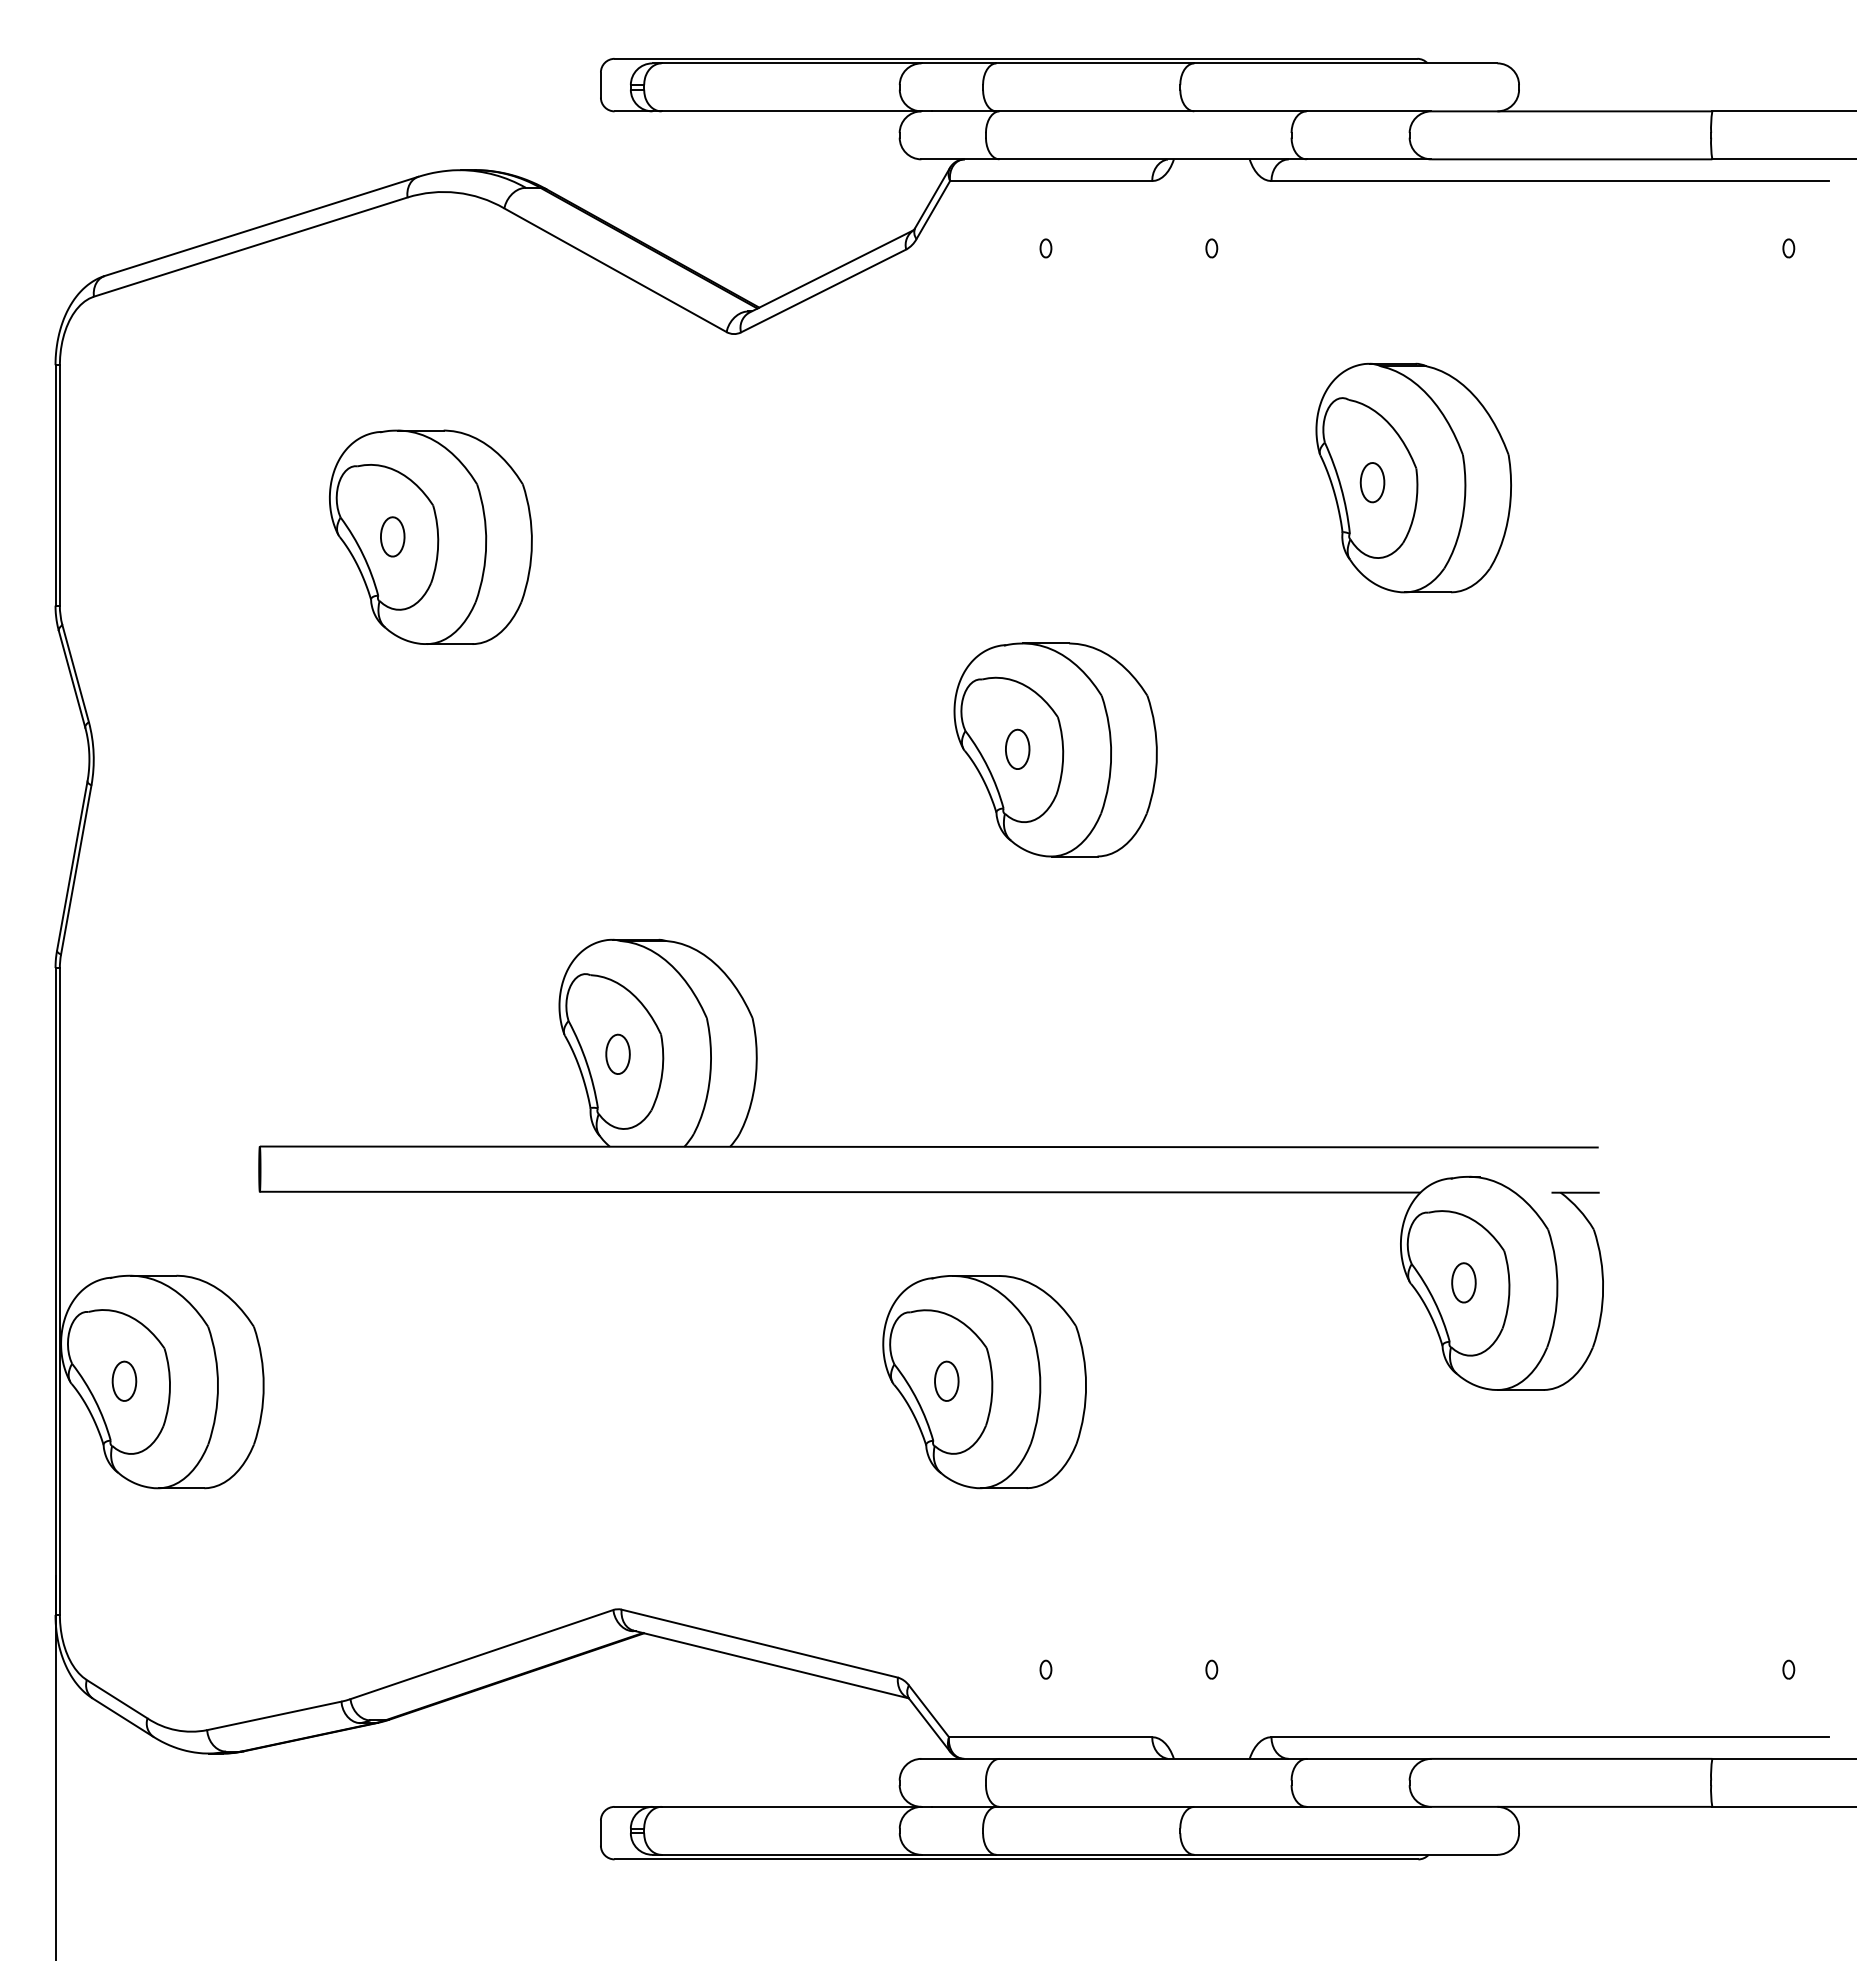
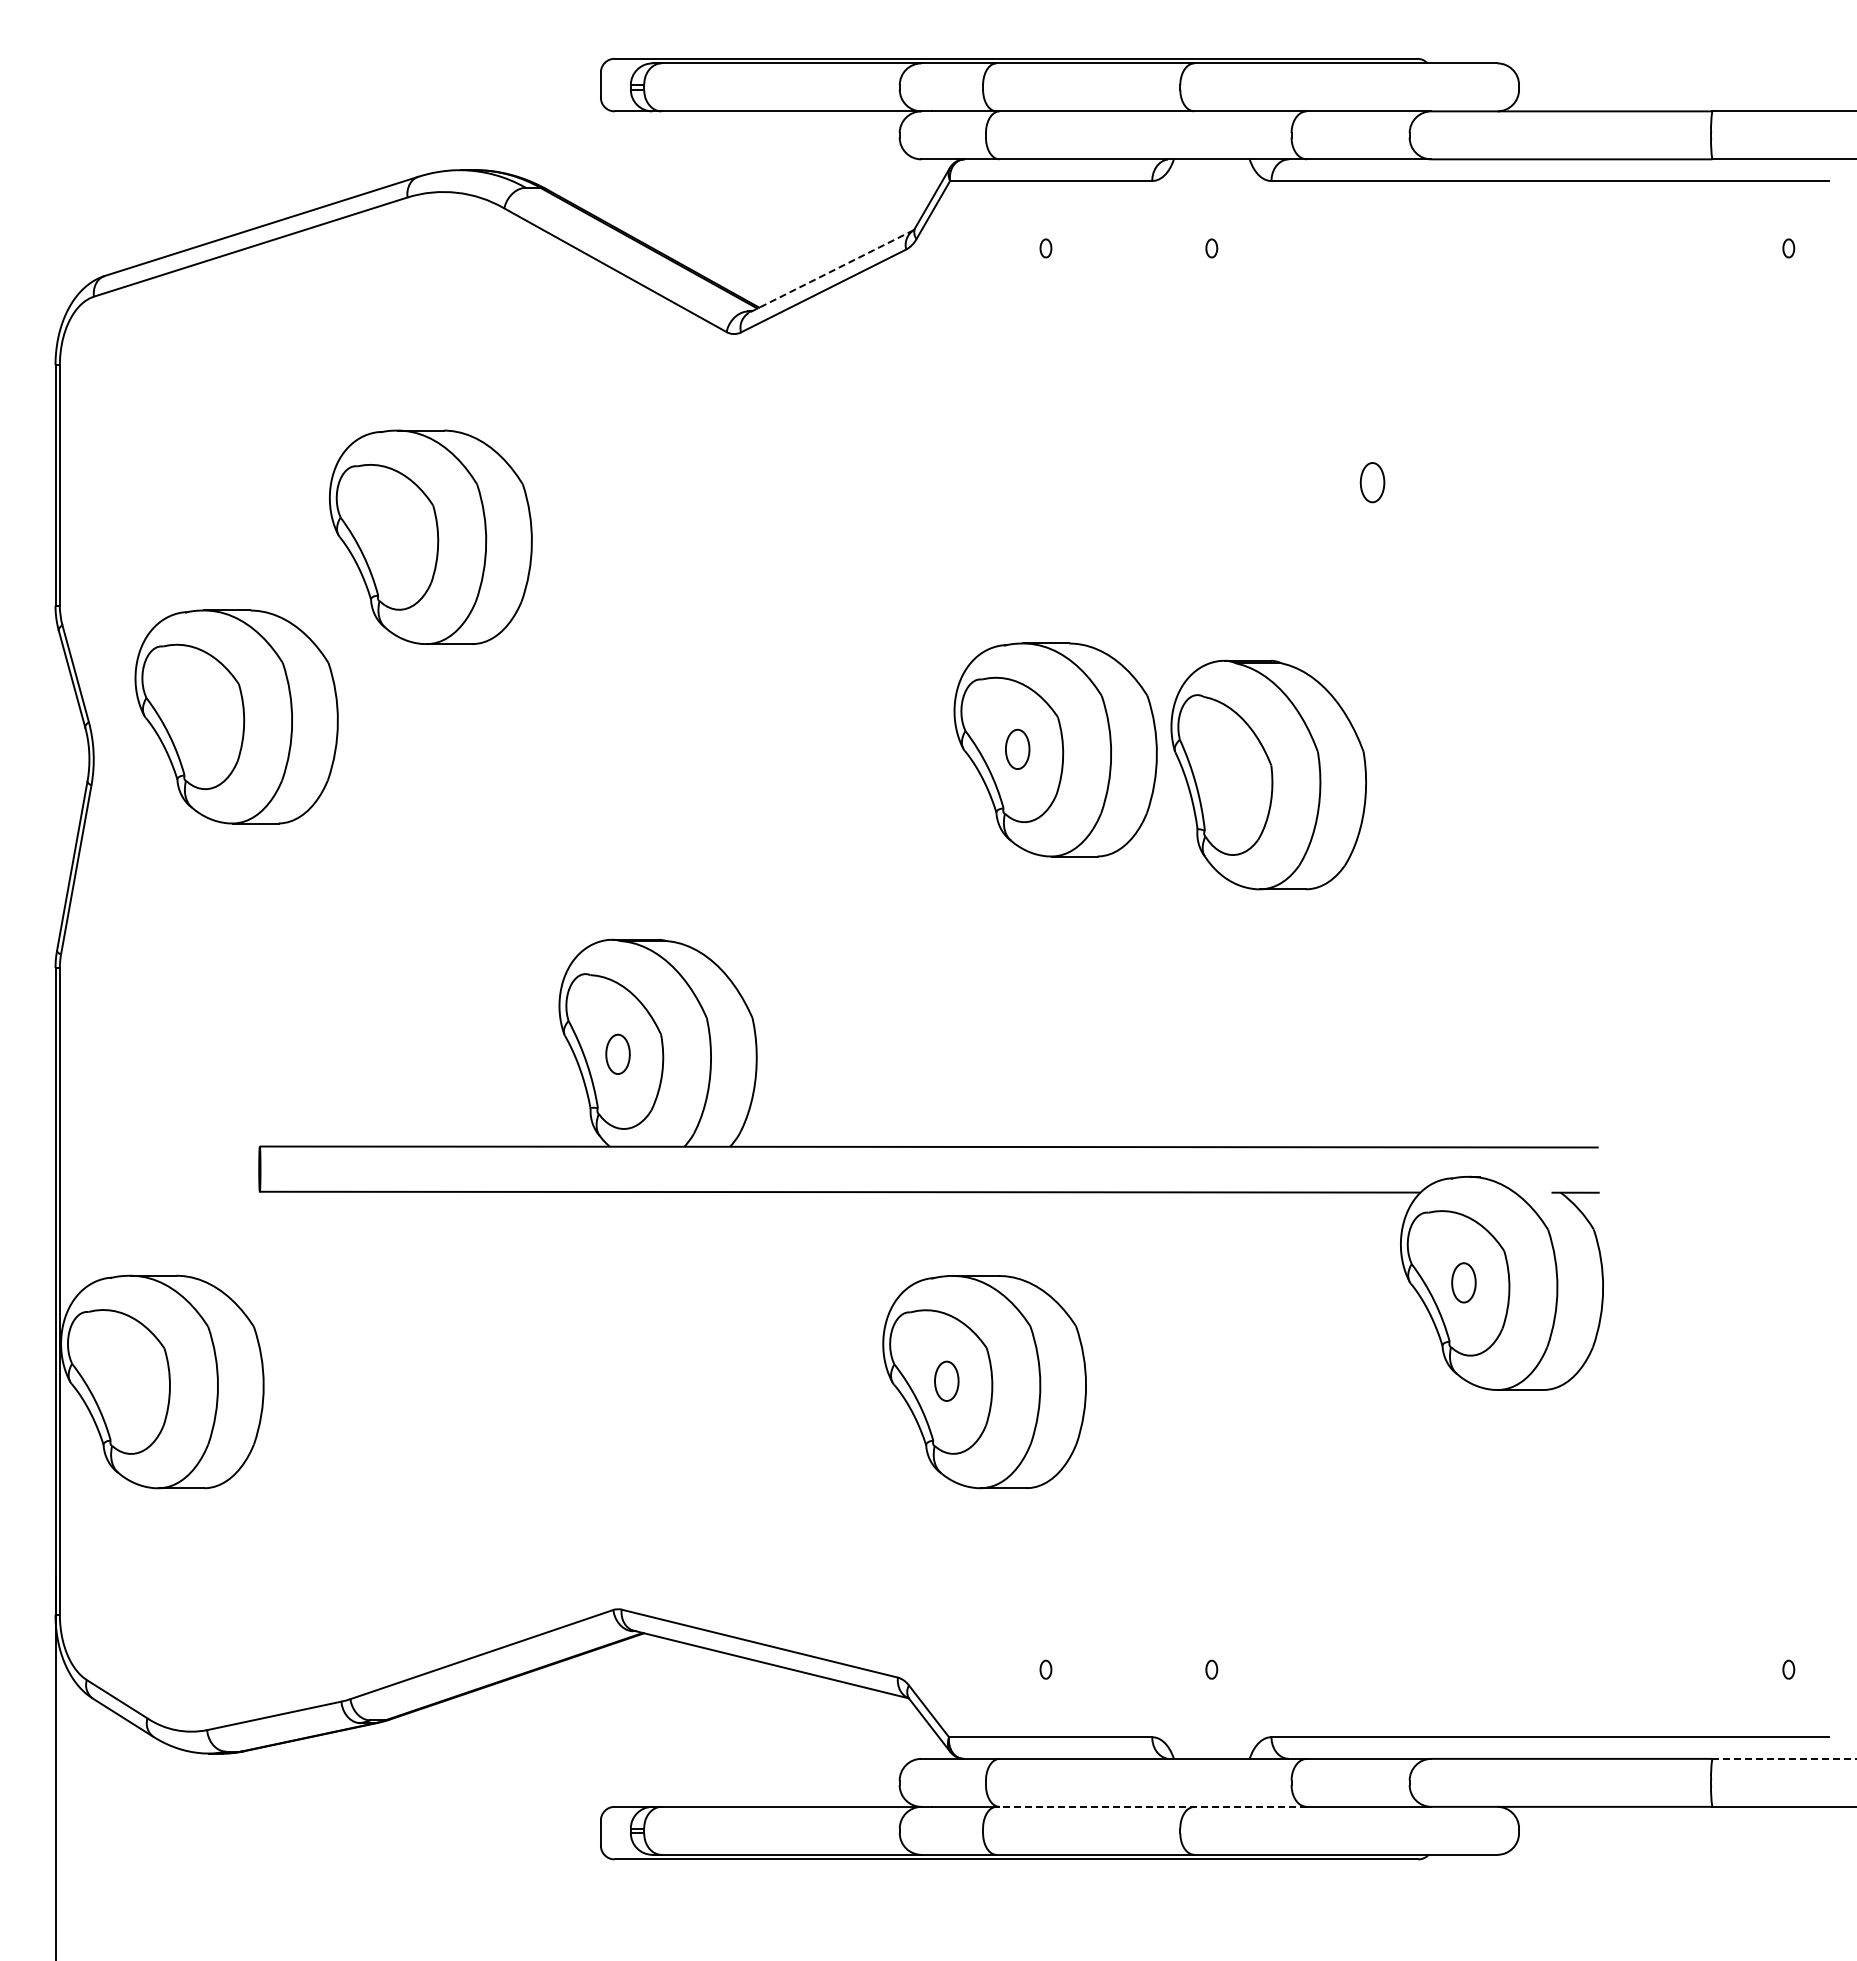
line: solid -> dashed (830, 271)
part position: (1413, 477) -> (1268, 774) (1268, 774)
part: present -> none (392, 536)
part: none -> present (236, 716)
part: present -> none (124, 1380)
line: solid -> dashed (1785, 1758)
line: solid -> dashed (1153, 1806)
